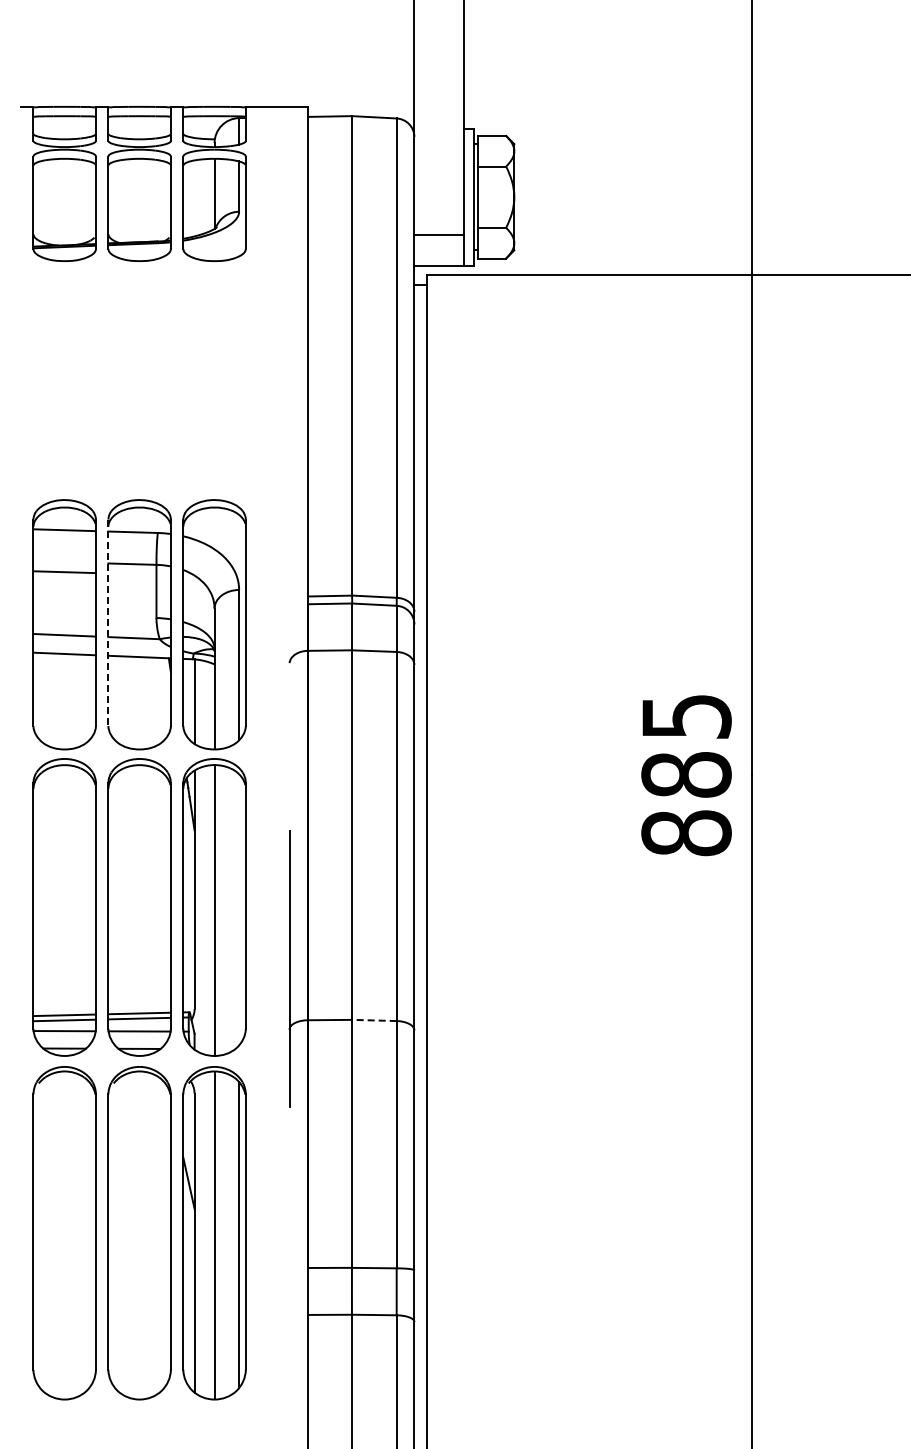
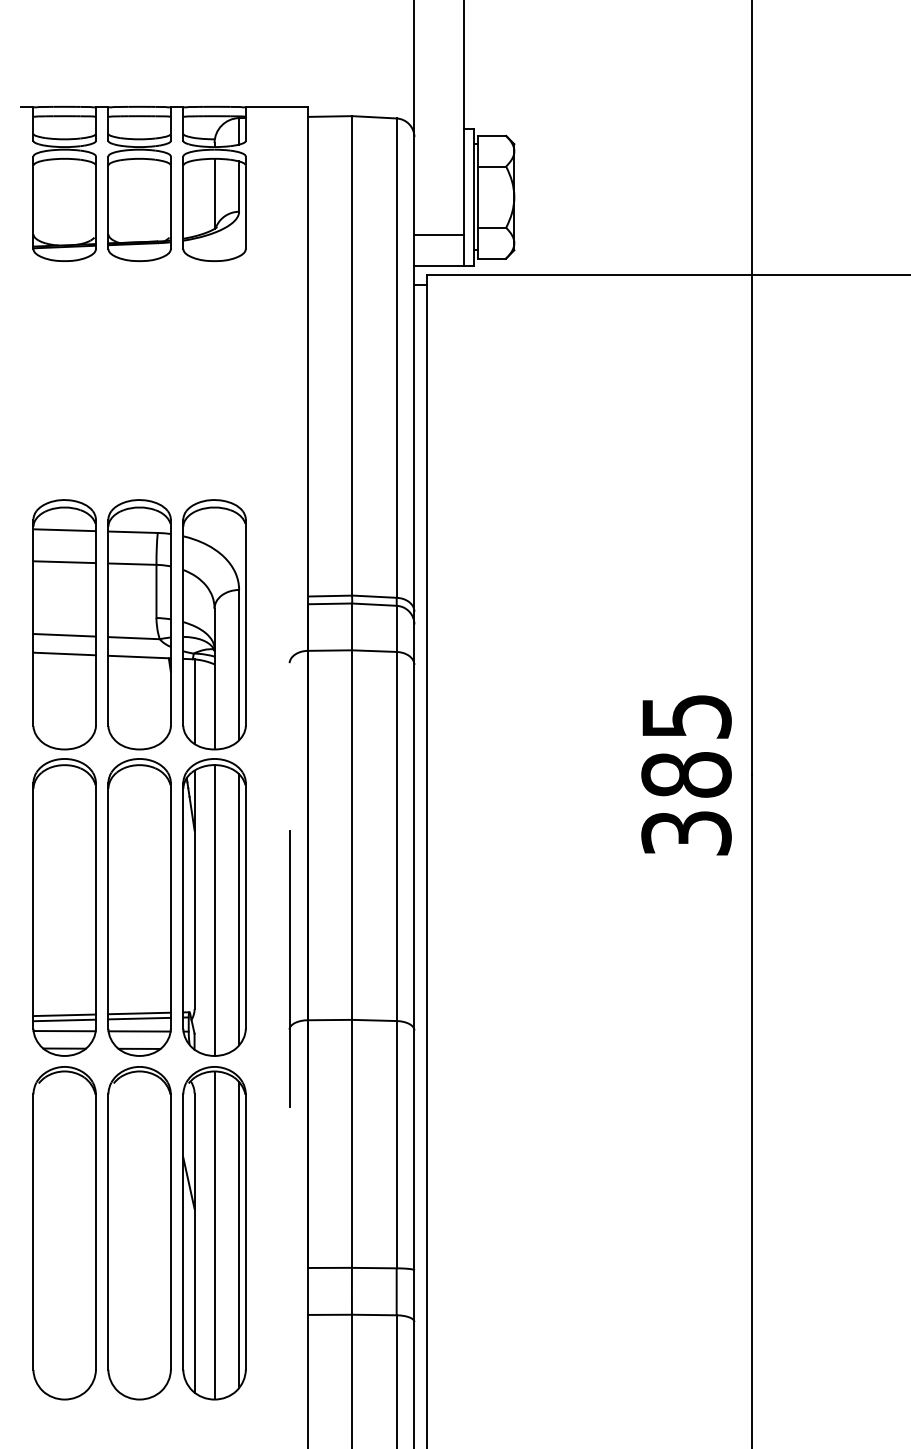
line position: (64, 572) -> (64, 562) (64, 562)
line: dashed -> solid (108, 623)
text: 885 -> 385 (686, 833)
line: none -> present (239, 909)
line: dashed -> solid (373, 1020)
